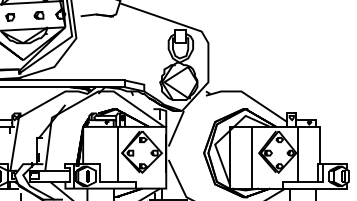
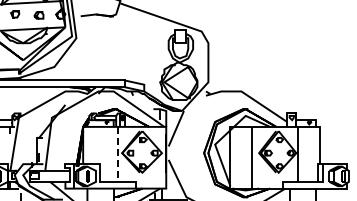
part position: (10, 17) -> (15, 14) (15, 14)
line: solid -> dashed (117, 154)
